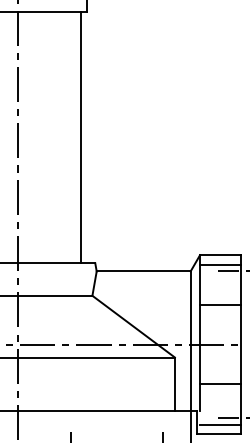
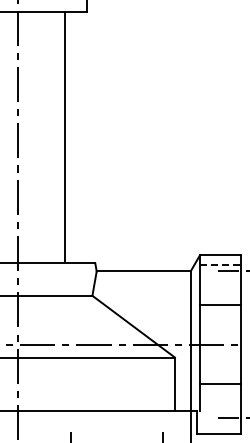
line position: (80, 137) -> (64, 137) (64, 137)
line: solid -> dashed (220, 264)
line: present -> none (220, 424)
